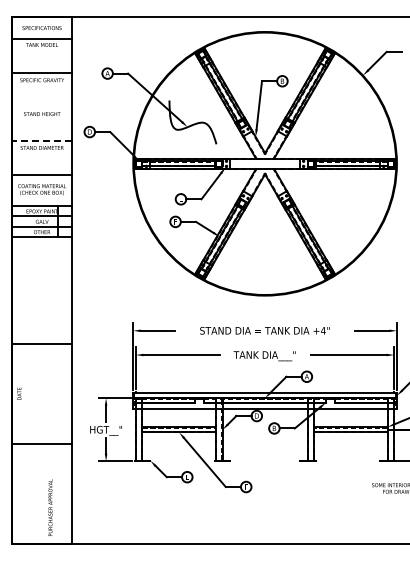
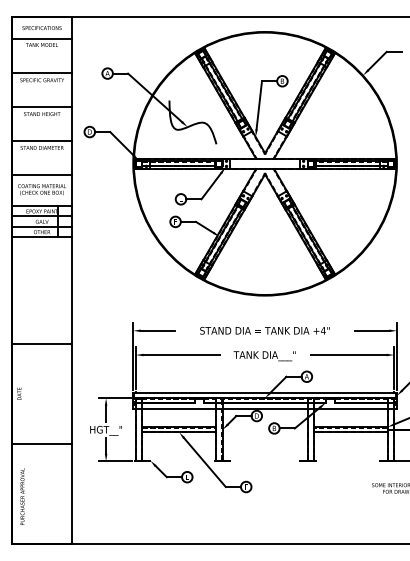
line: none -> present (41, 107)
line: dashed -> solid (42, 140)
text position: (50, 507) -> (22, 496) (22, 496)
